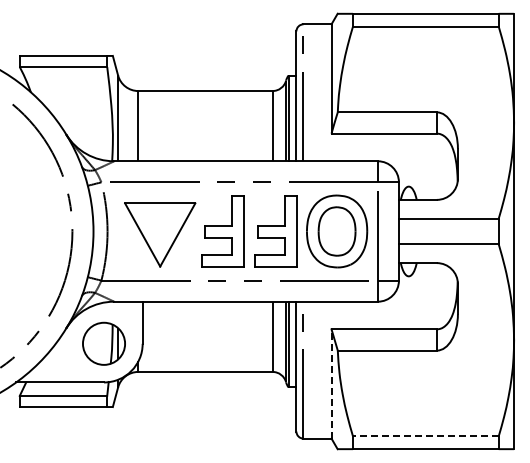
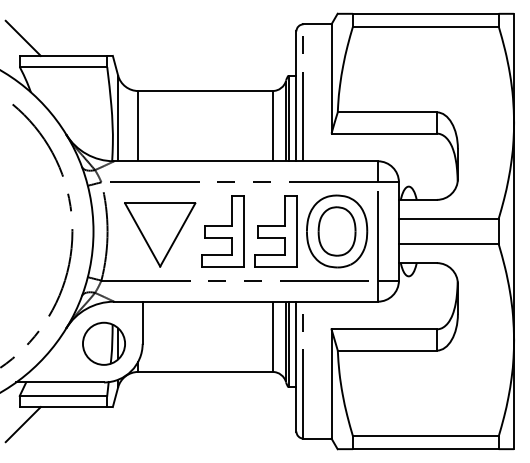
line: none -> present (22, 37)
line: dashed -> solid (331, 383)
line: none -> present (22, 424)
line: dashed -> solid (425, 436)
